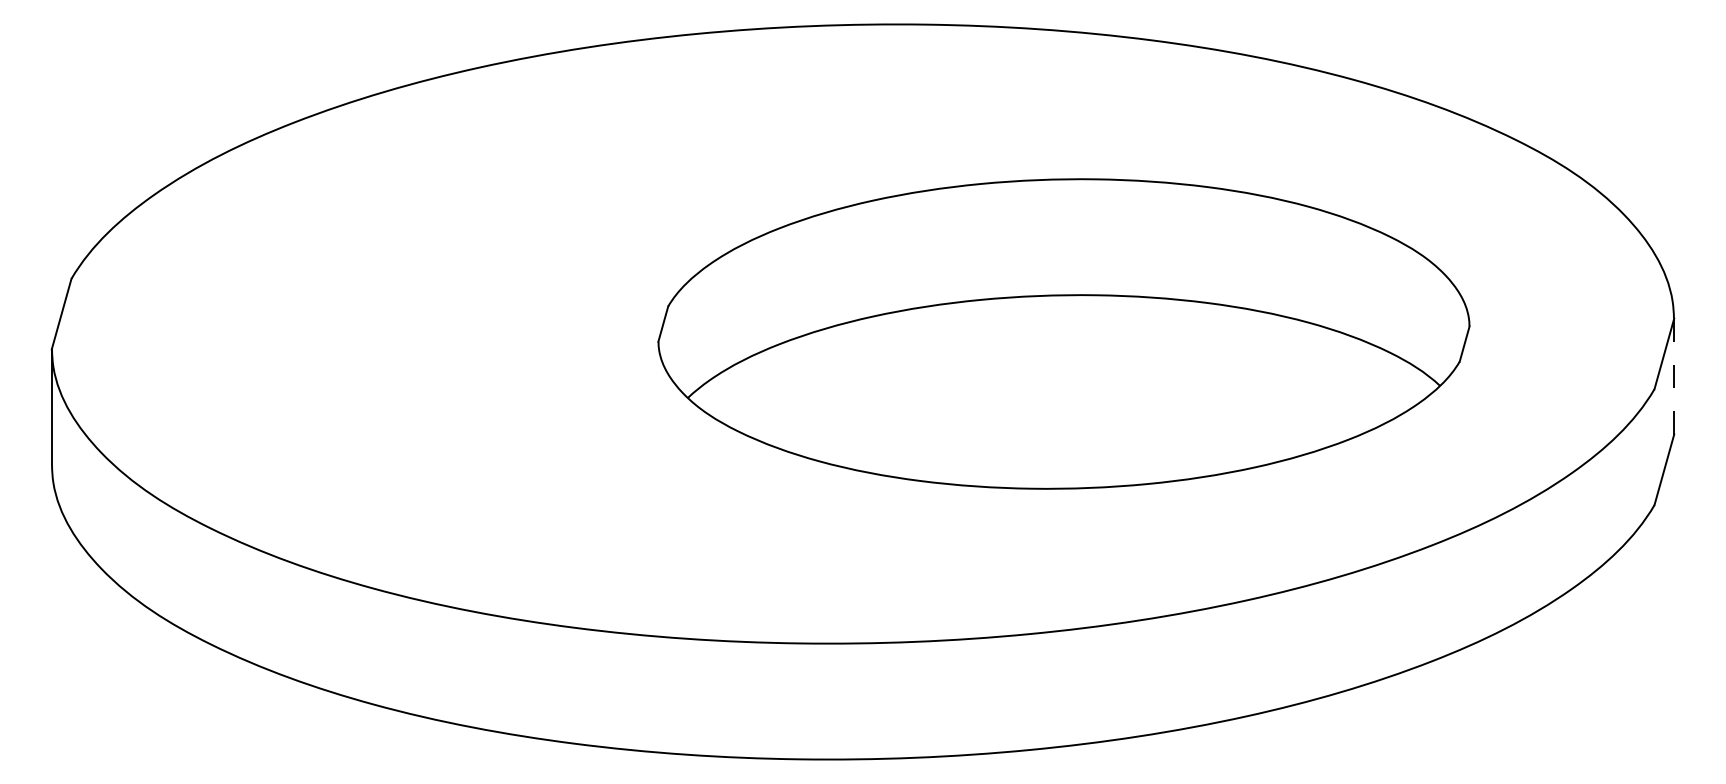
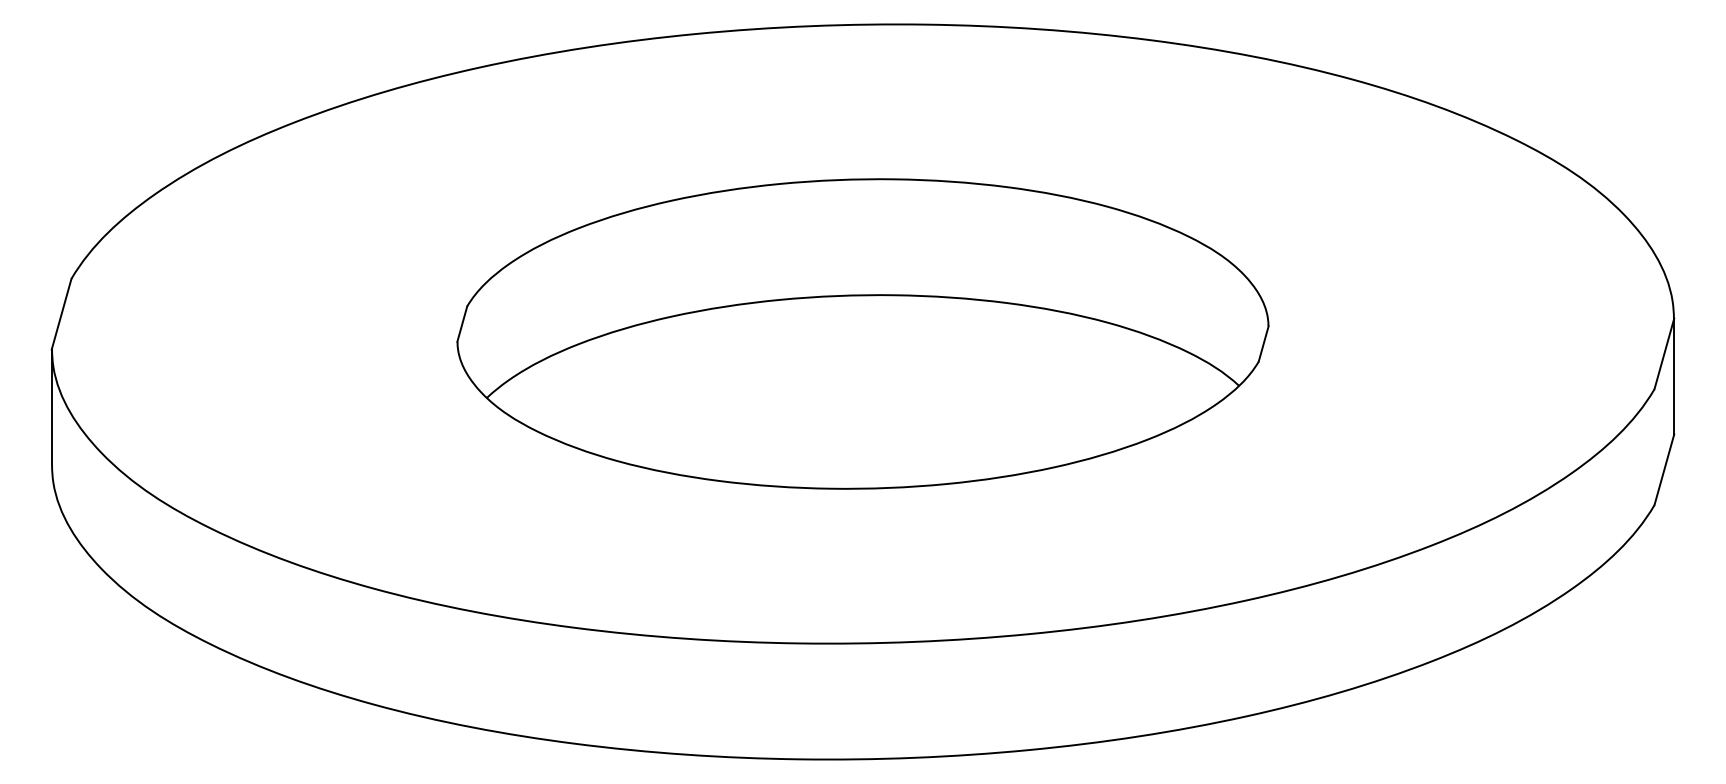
part position: (1063, 333) -> (862, 333) (862, 333)
line: dashed -> solid (1674, 376)
